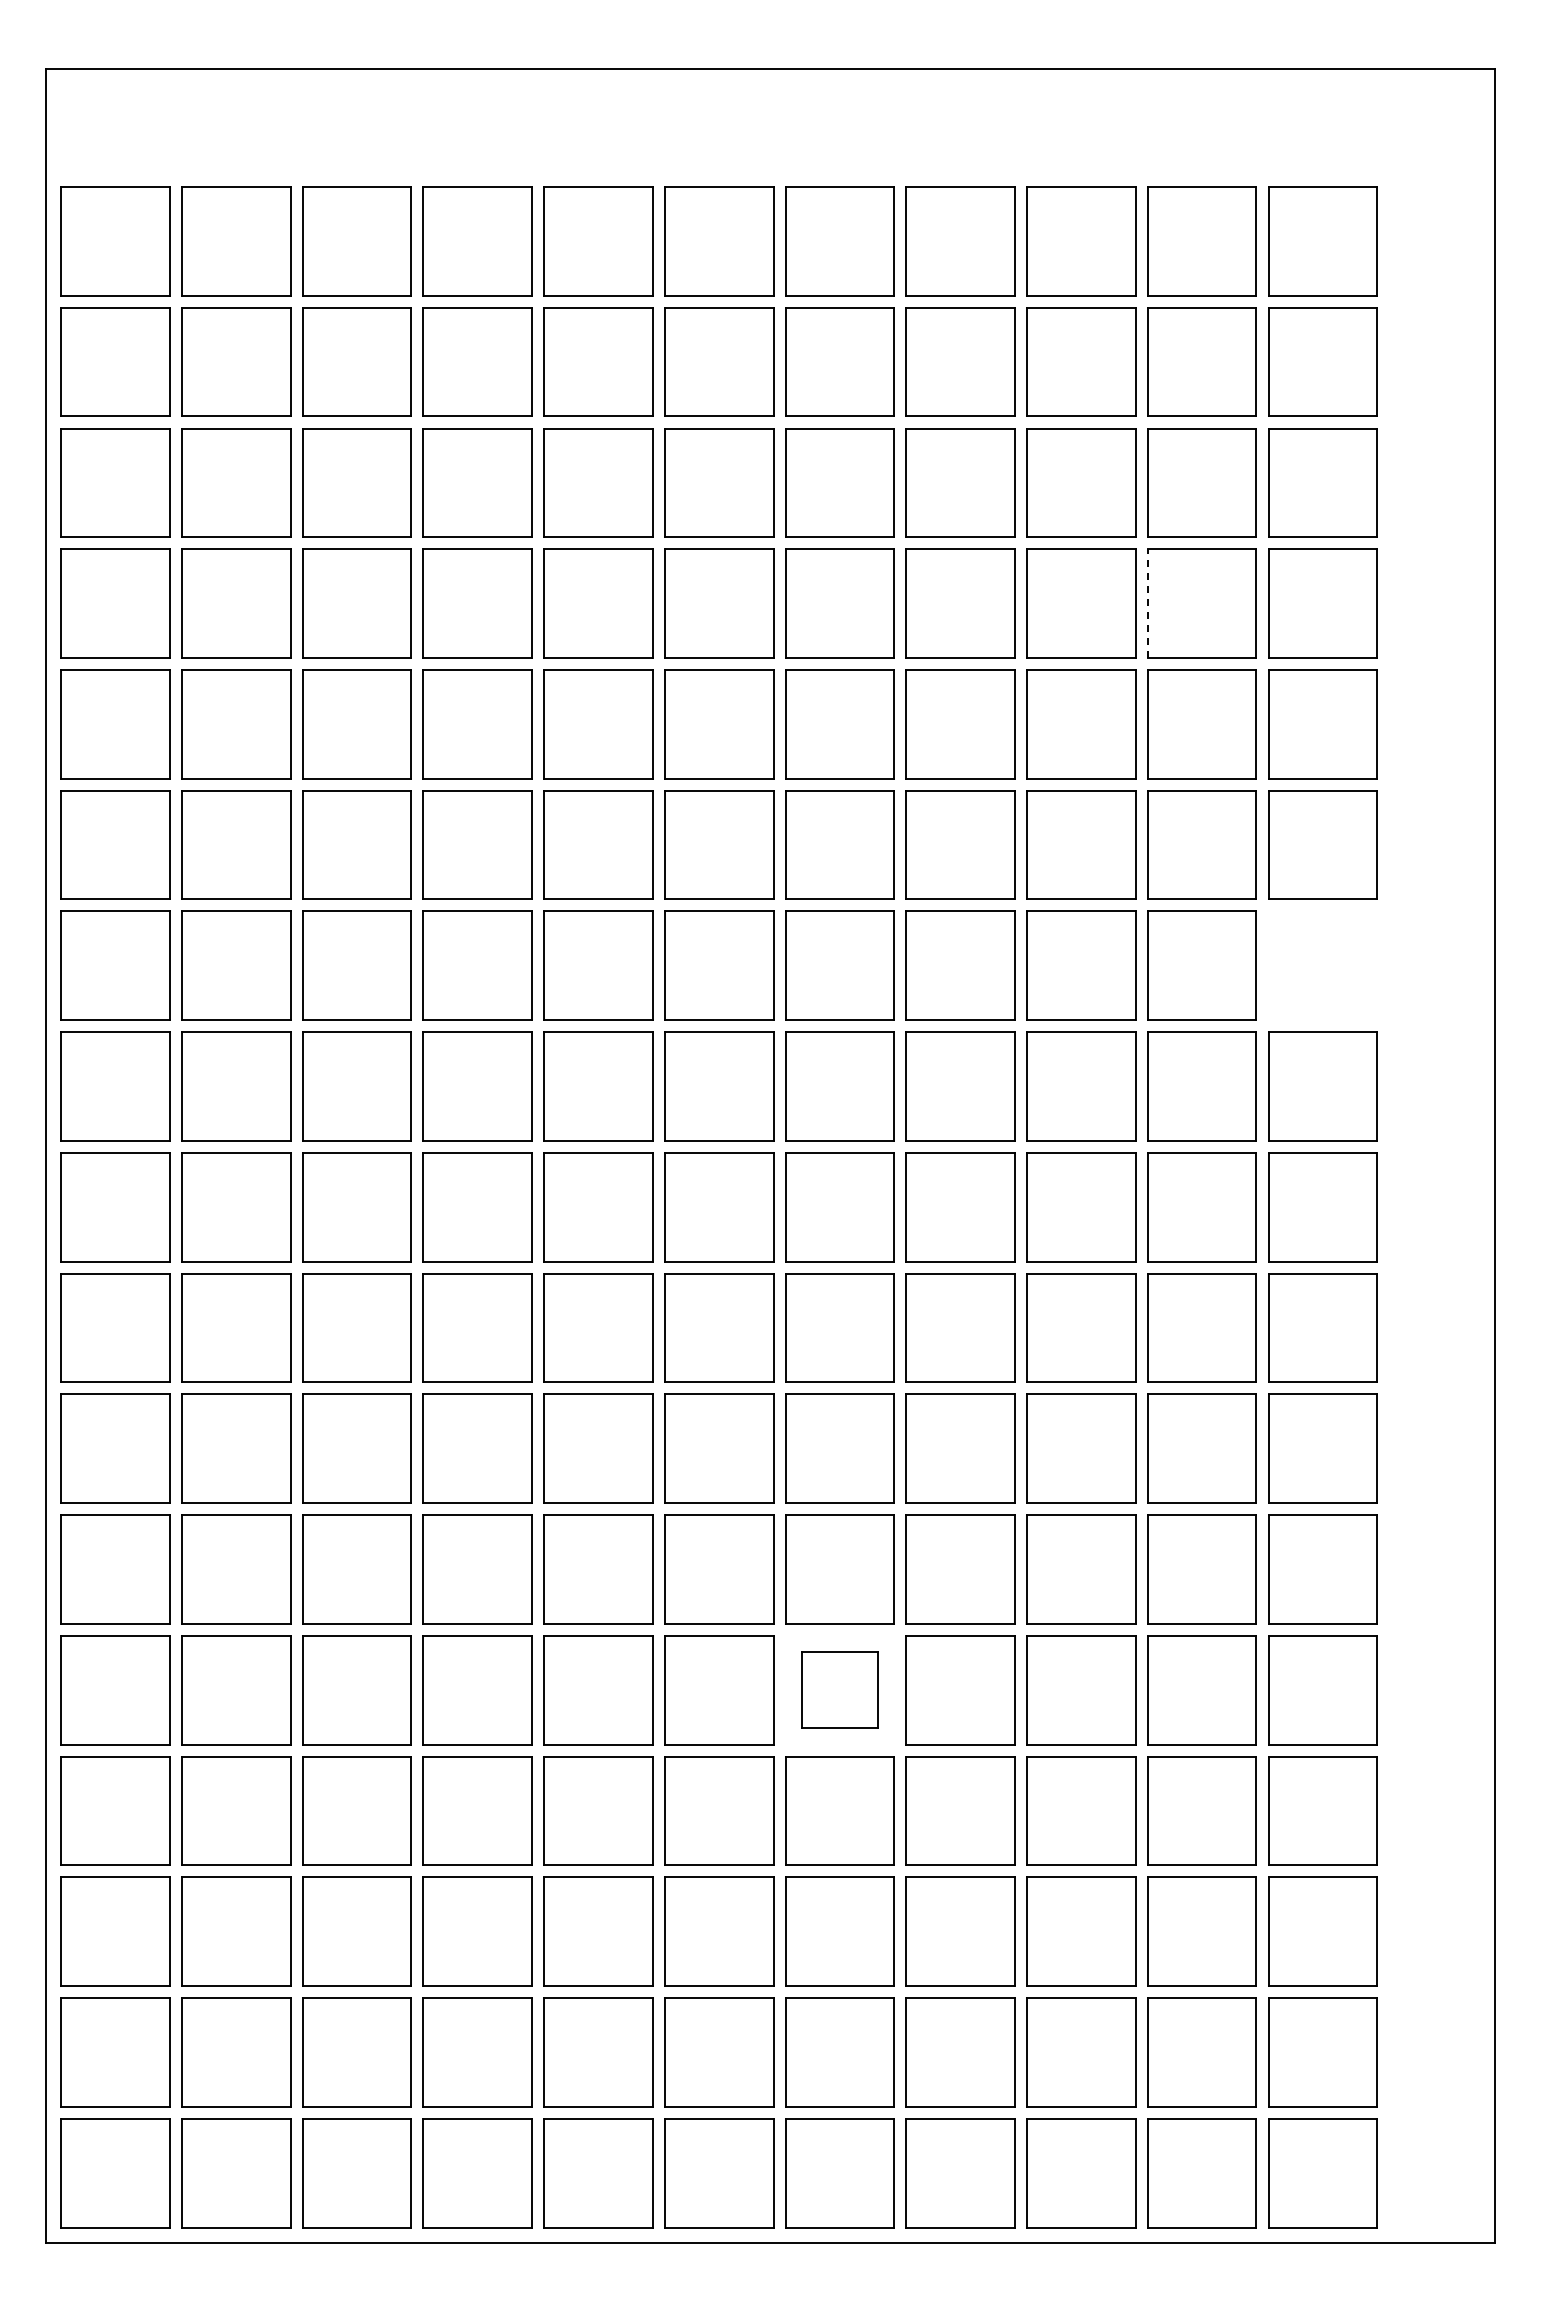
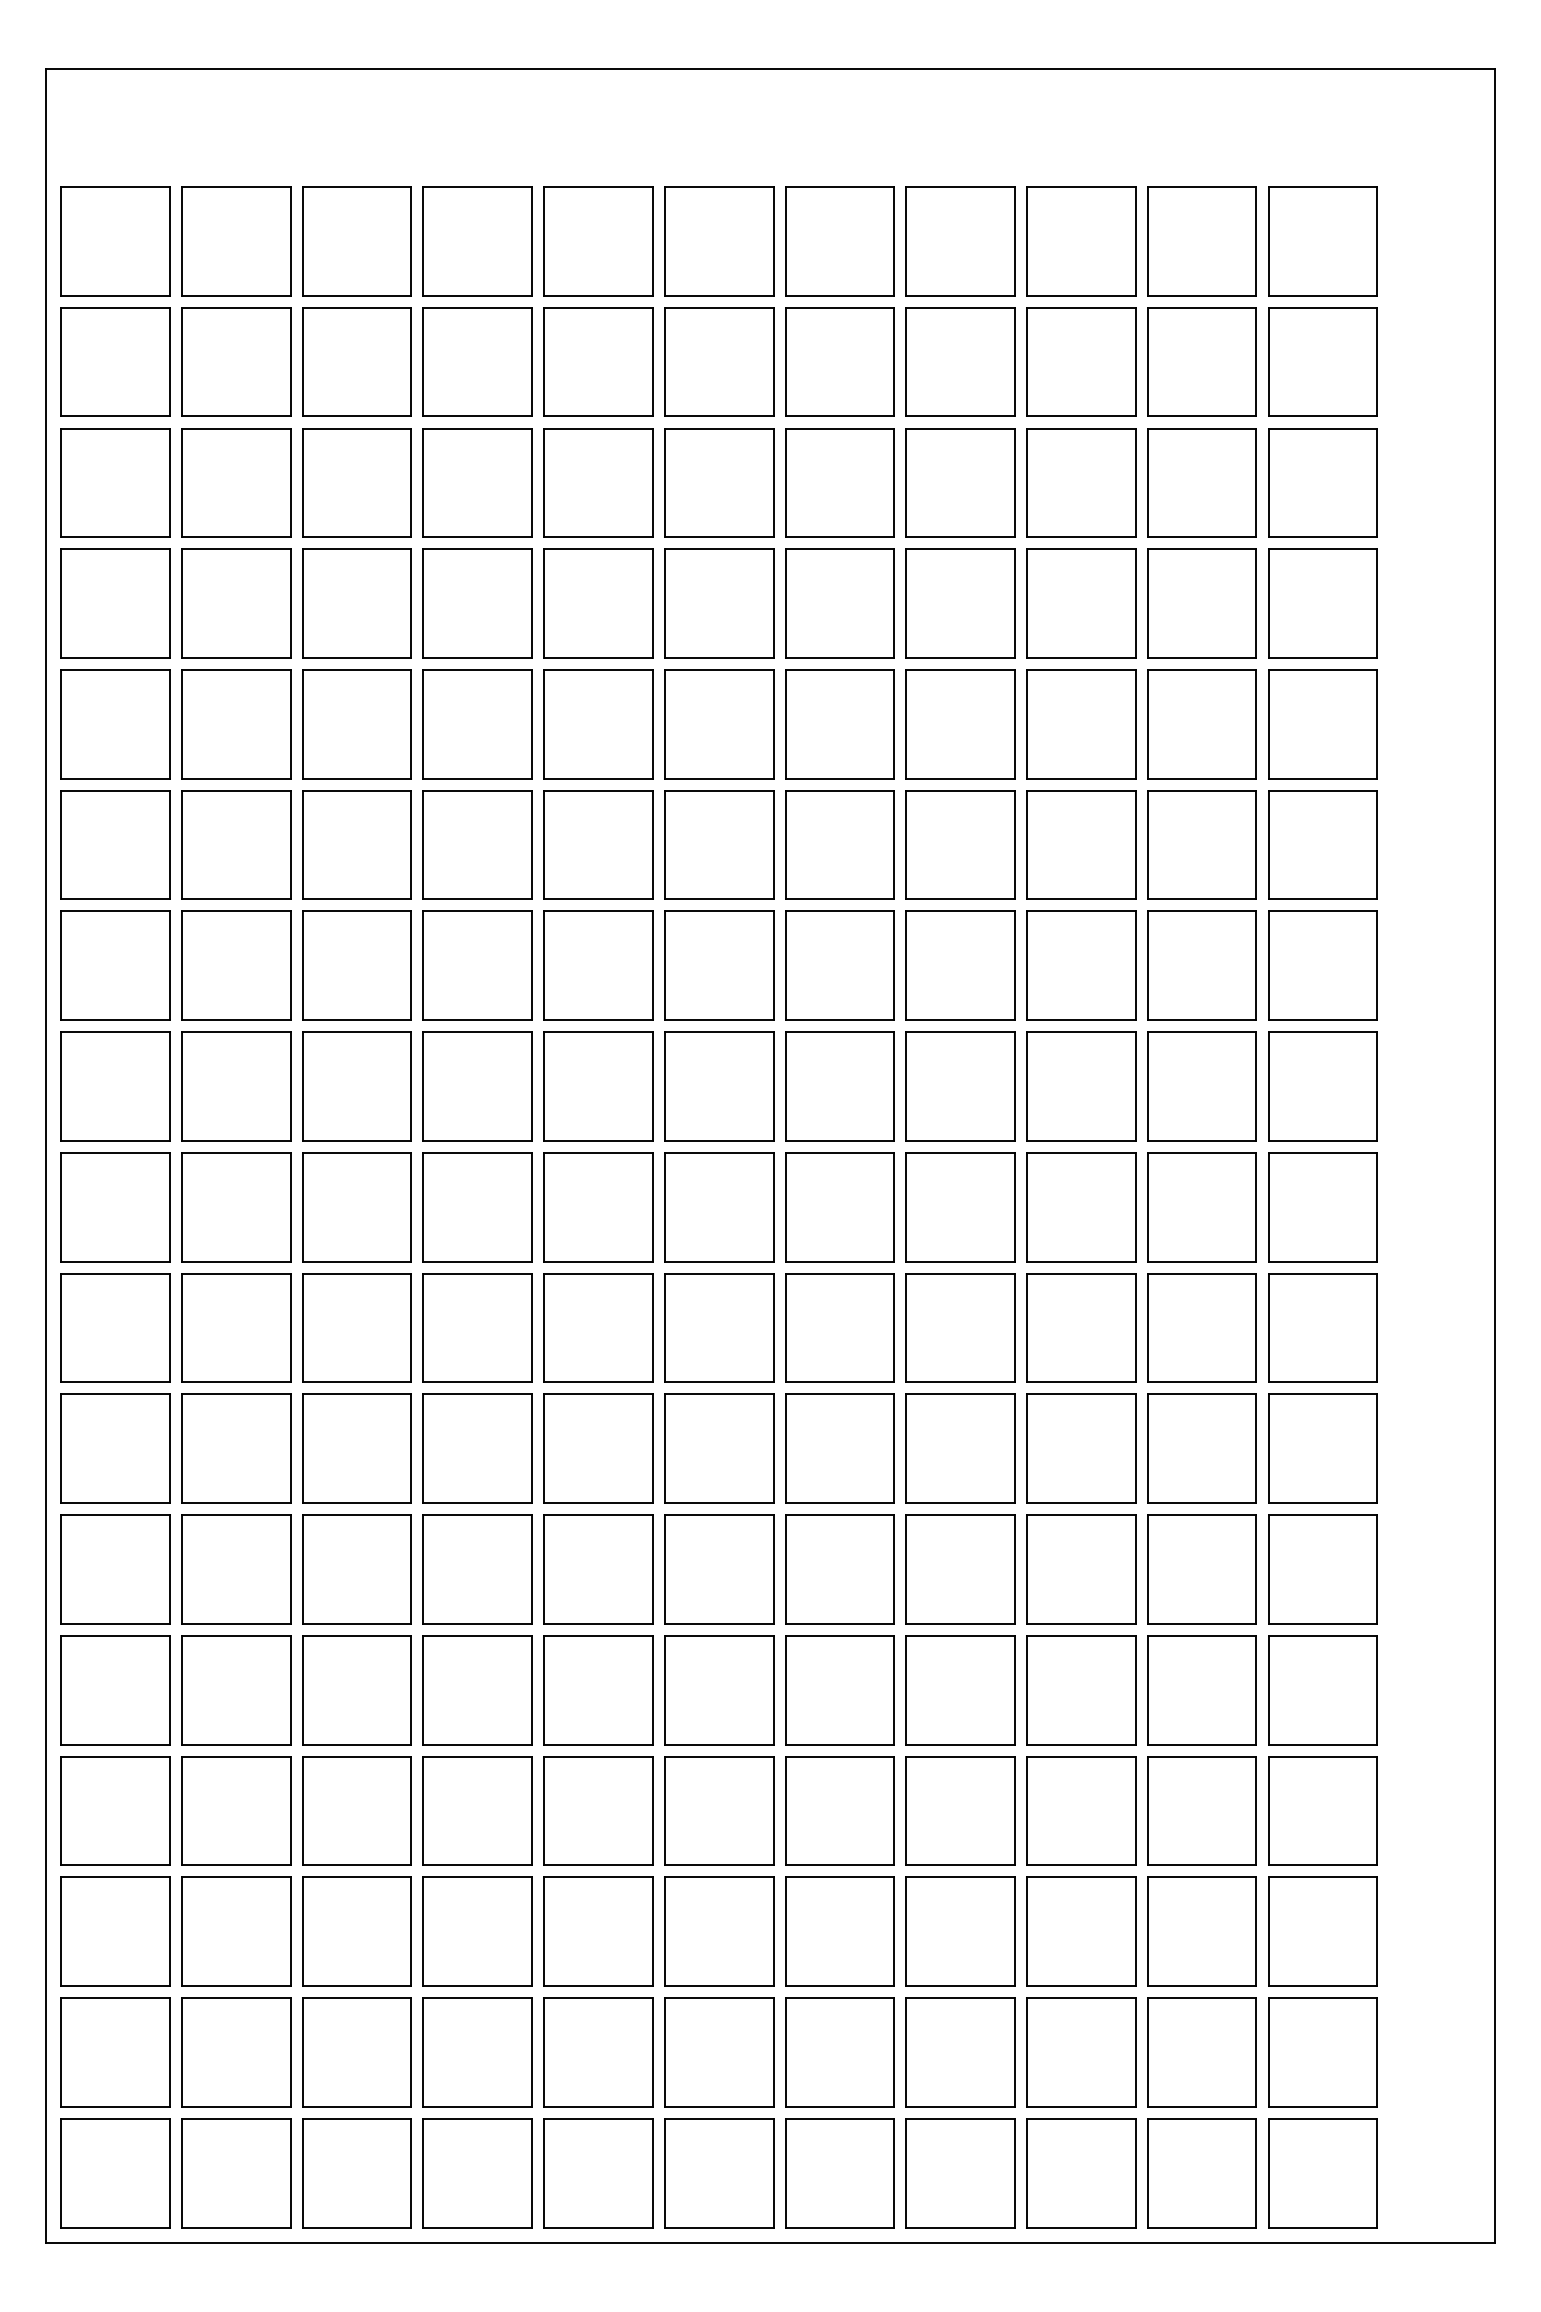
line: dashed -> solid (1147, 603)
part: none -> present (1322, 965)
part size: 78x78 px -> 110x111 px (839, 1690)
